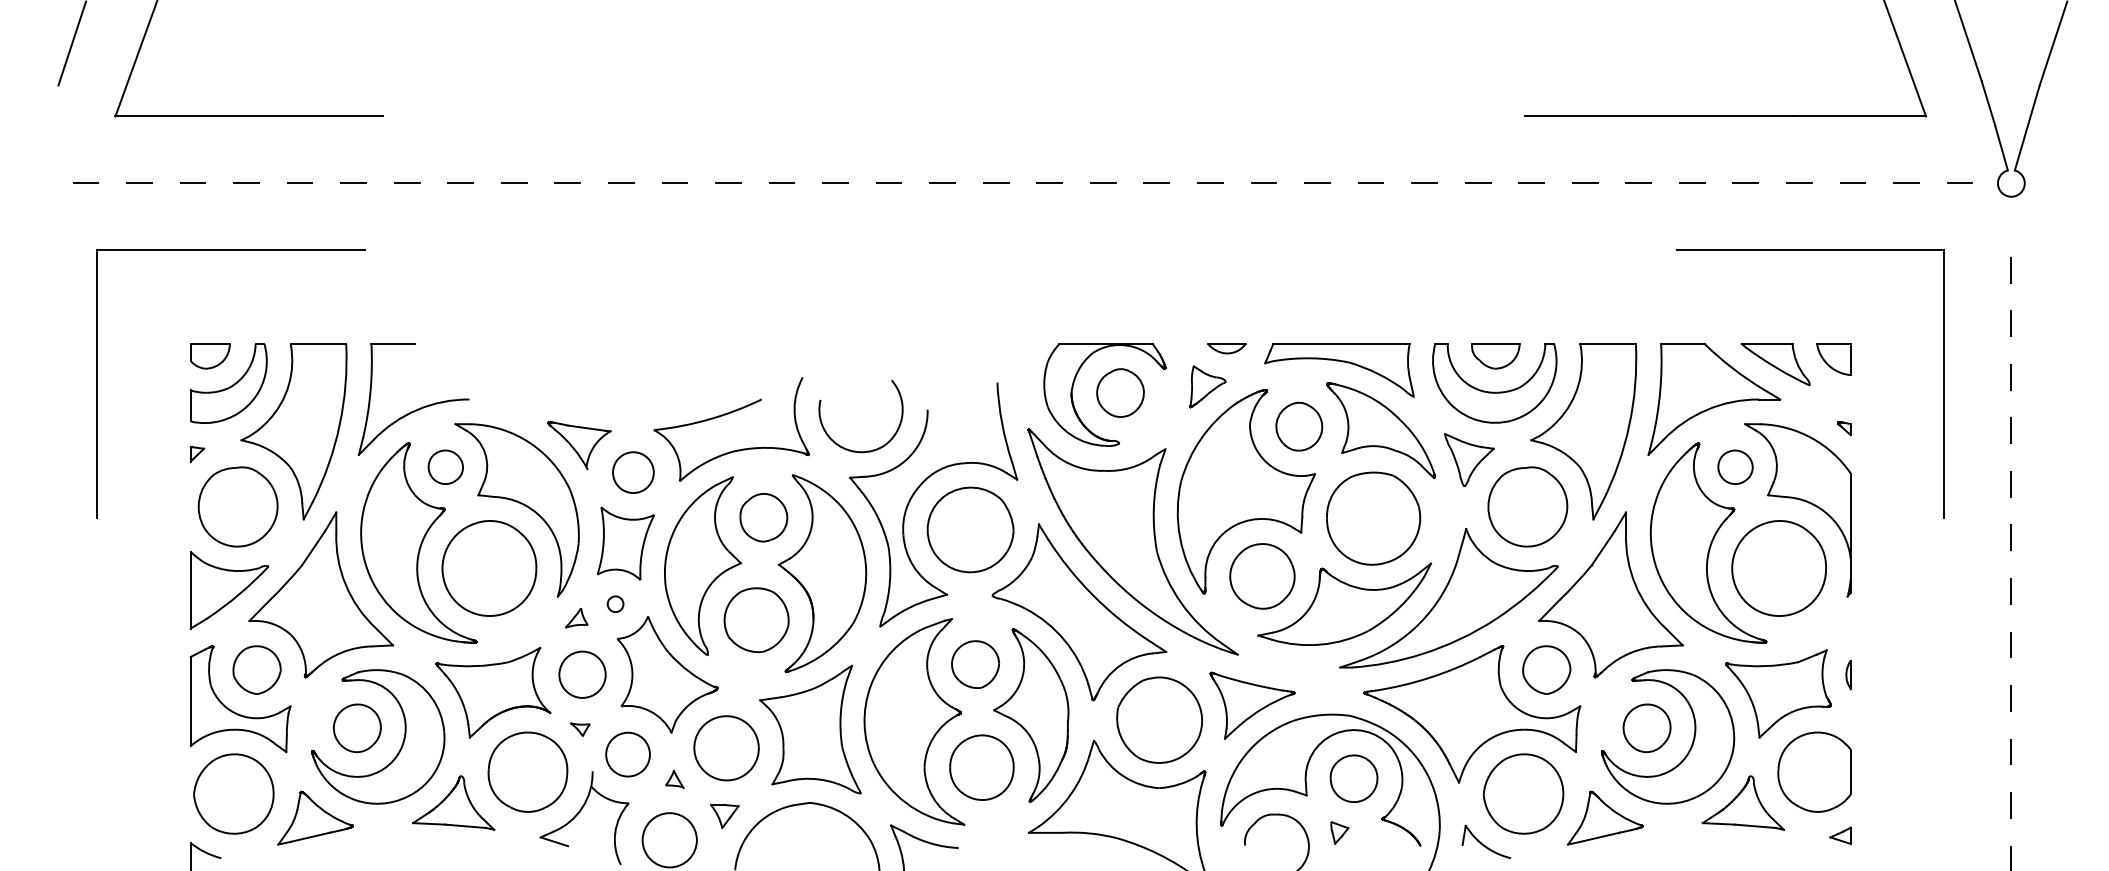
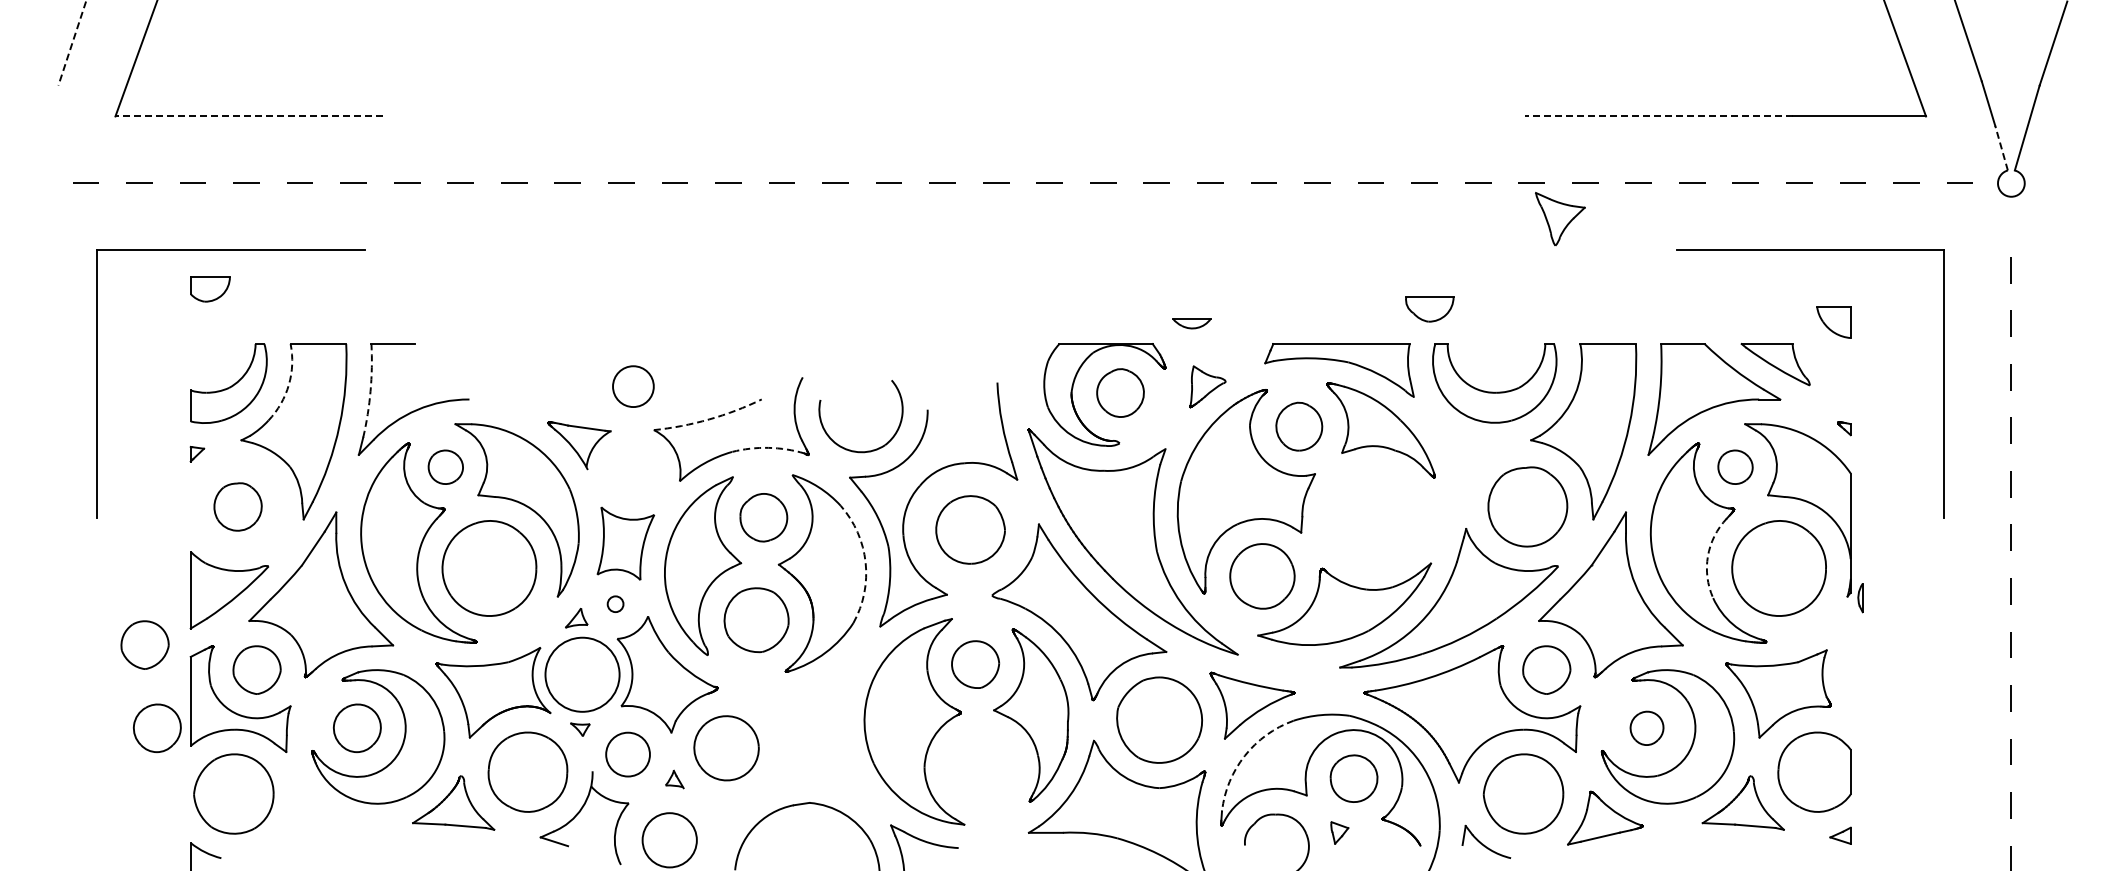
line: solid -> dashed (72, 44)
line: solid -> dashed (249, 116)
line: solid -> dashed (1658, 116)
line: solid -> dashed (2001, 147)
part position: (1226, 348) -> (1191, 323) (1191, 323)
part position: (210, 356) -> (210, 289) (210, 289)
part position: (1495, 356) -> (1429, 309) (1429, 309)
part position: (1833, 359) -> (1833, 322) (1833, 322)
arc: solid -> dashed (288, 384)
arc: solid -> dashed (370, 391)
arc: solid -> dashed (709, 419)
arc: solid -> dashed (768, 447)
part position: (1469, 460) -> (1560, 219) (1560, 219)
circle position: (633, 472) -> (633, 386) (633, 386)
part size: 82x82 px -> 50x50 px (237, 506)
part: present -> none (1373, 518)
part size: 89x88 px -> 71x70 px (970, 529)
arc: solid -> dashed (1707, 556)
arc: solid -> dashed (865, 562)
part: none -> present (144, 644)
circle diameter: 46 px -> 74 px (582, 674)
part position: (1848, 675) -> (1860, 598) (1860, 598)
part: none -> present (156, 727)
part size: 50x51 px -> 36x36 px (1646, 727)
part: present -> none (810, 729)
arc: solid -> dashed (1244, 755)
part: present -> none (981, 767)
part: present -> none (724, 816)
part: present -> none (315, 817)
